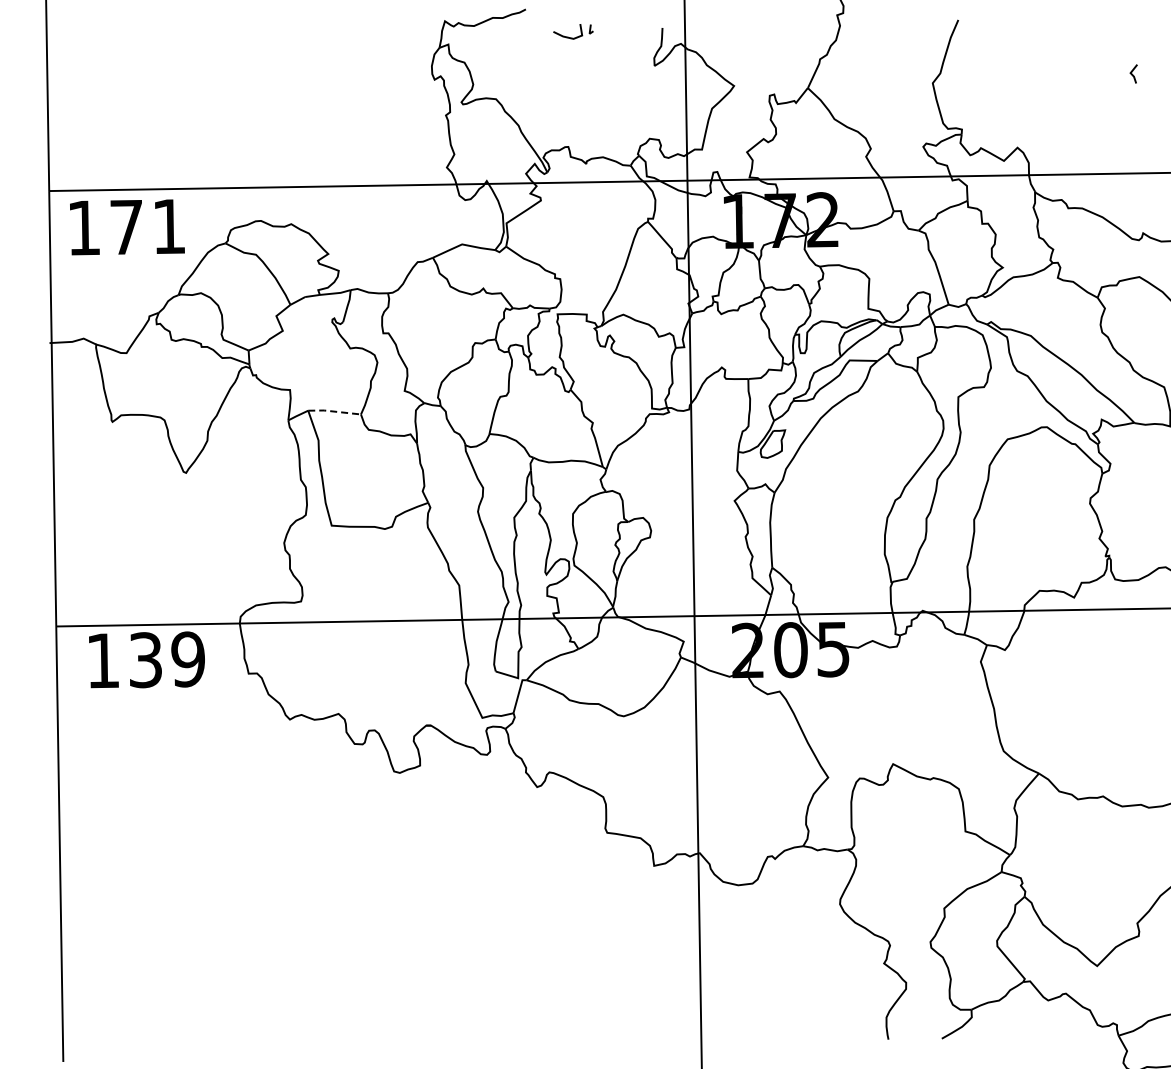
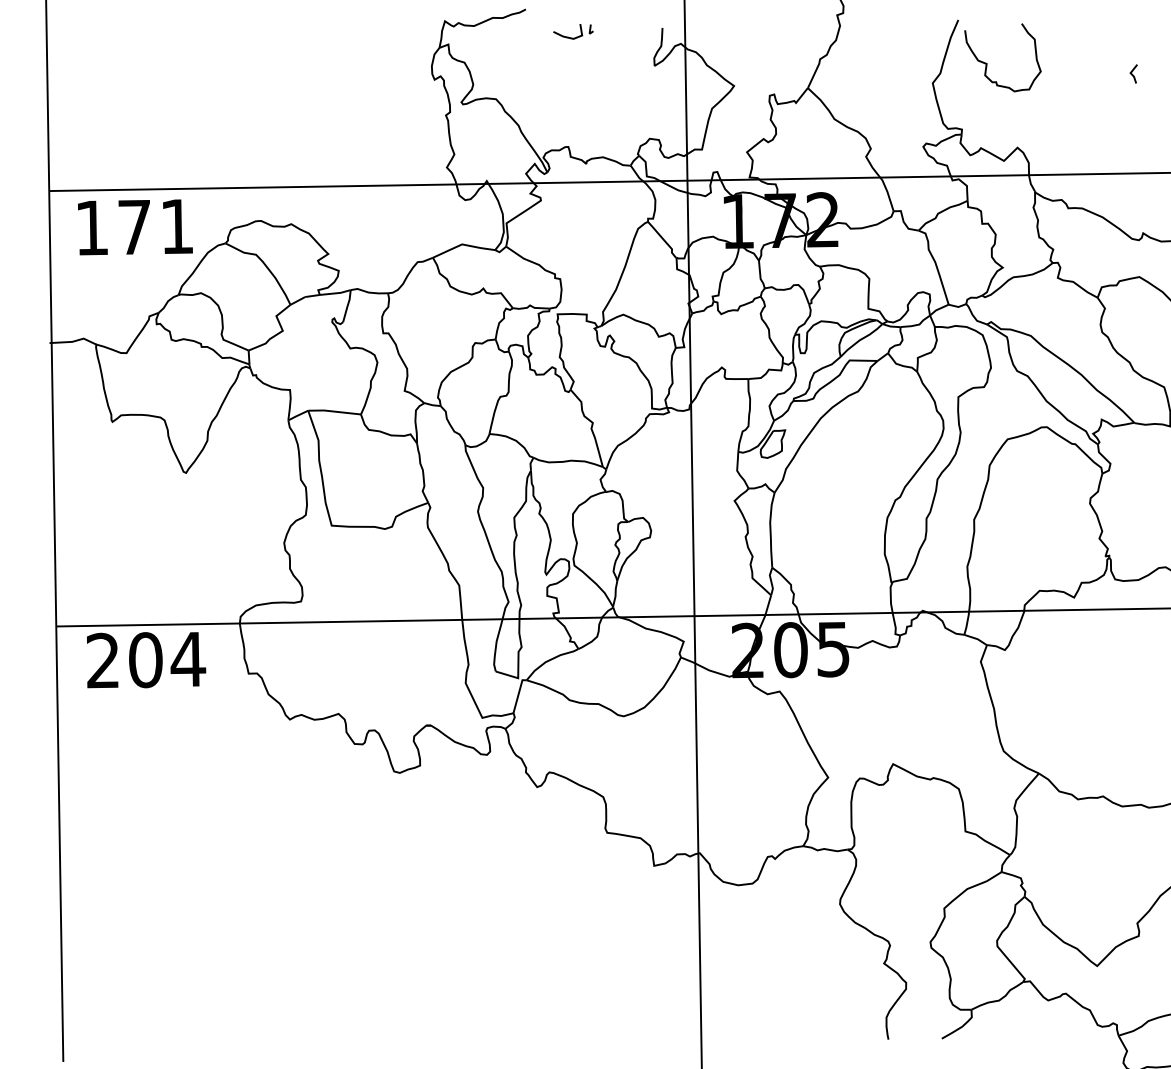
curve: none -> present (987, 63)
text position: (127, 227) -> (135, 227) (135, 227)
line: dashed -> solid (334, 411)
text: 139 -> 204 (146, 659)
